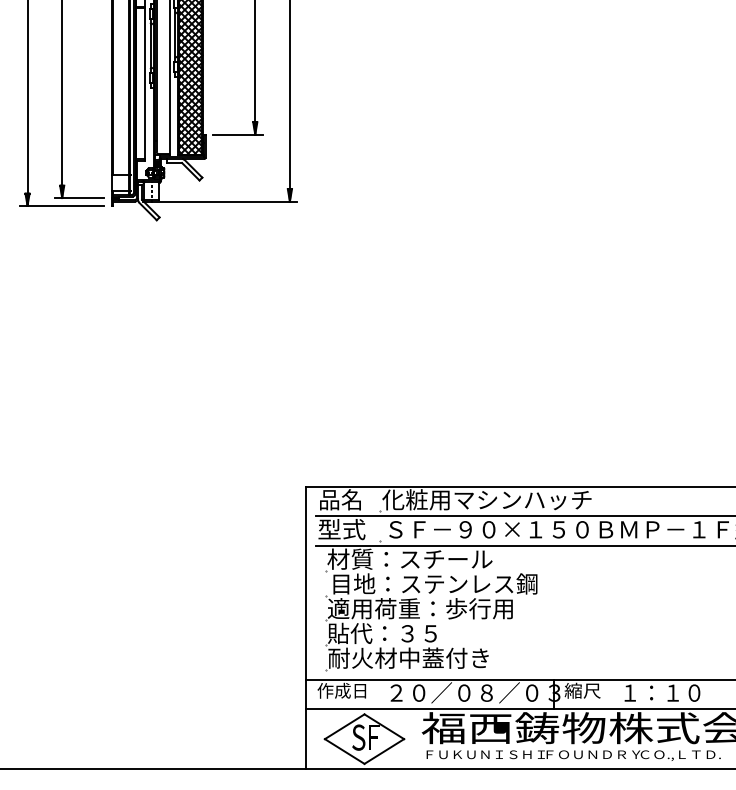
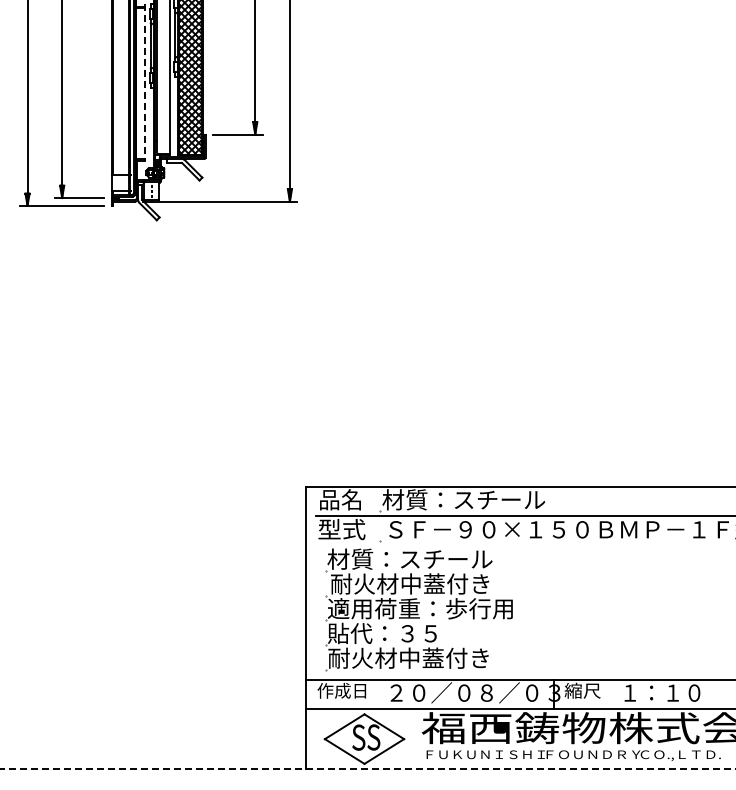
line: solid -> dashed (144, 81)
text: 化粧用マシンハッチ -> 材質：スチール (486, 499)
line: present -> none (524, 546)
text: 目地：ステンレス鋼 -> 耐火材中蓋付き (434, 583)
text: F -> S (373, 737)
line: solid -> dashed (368, 768)
